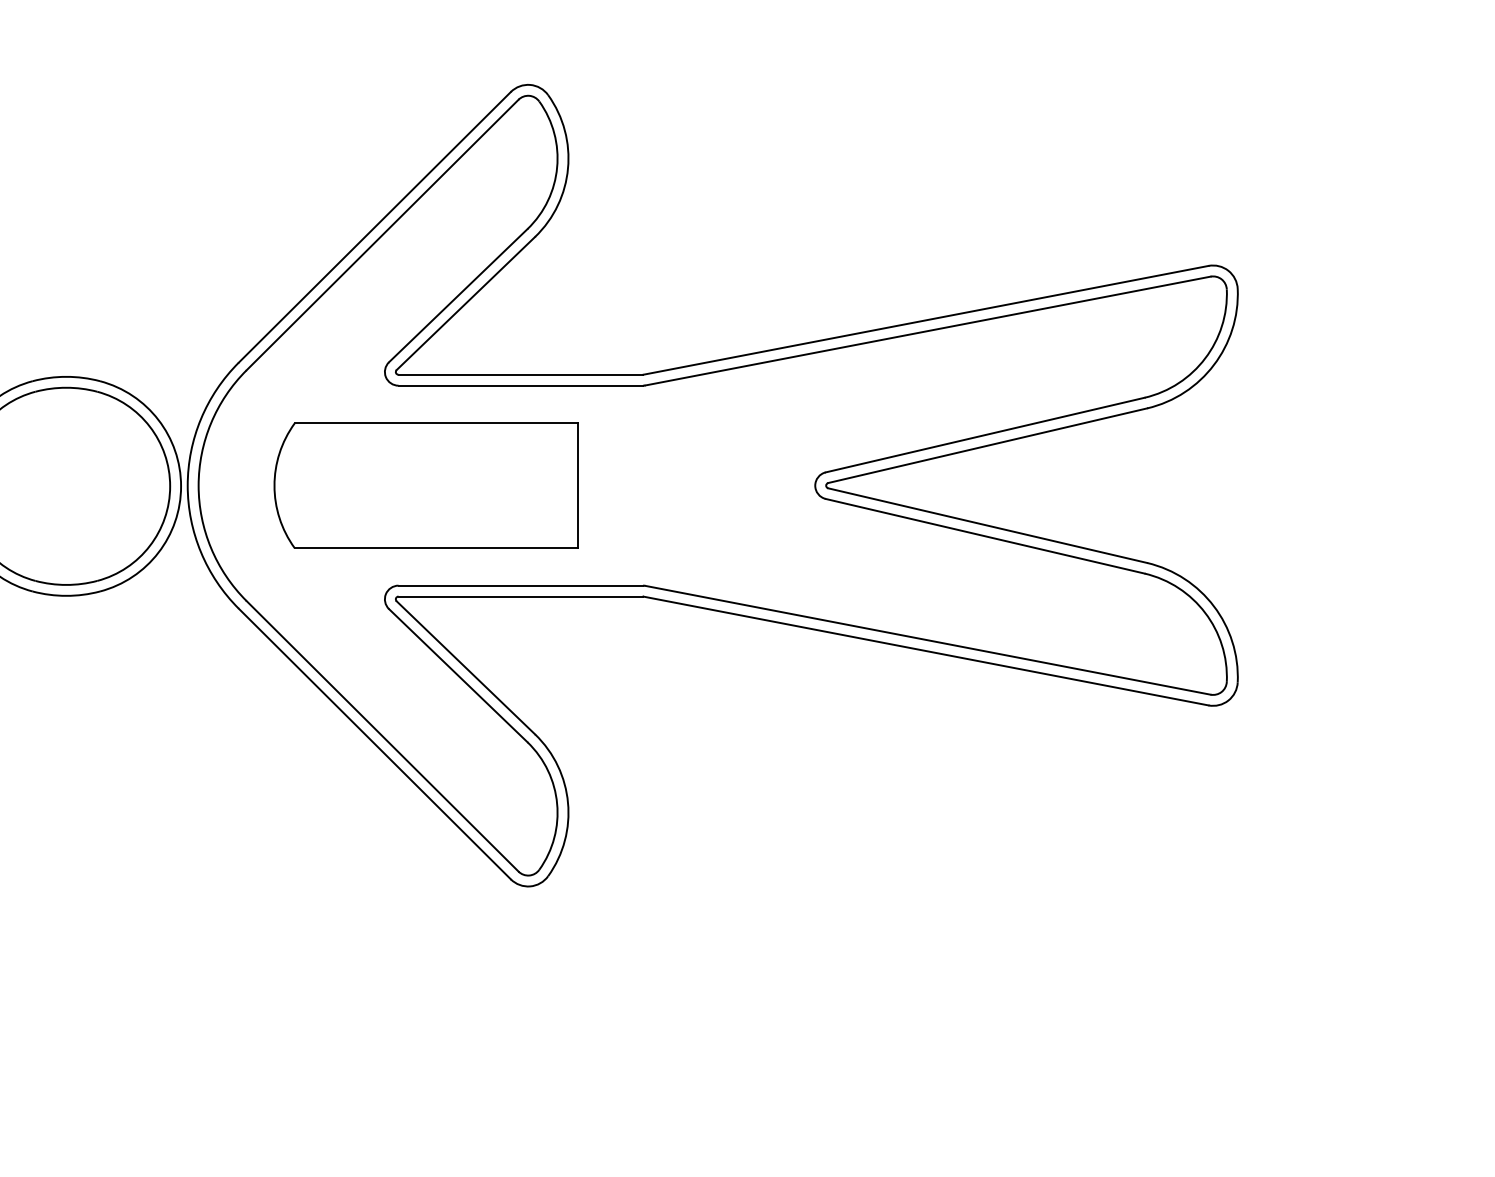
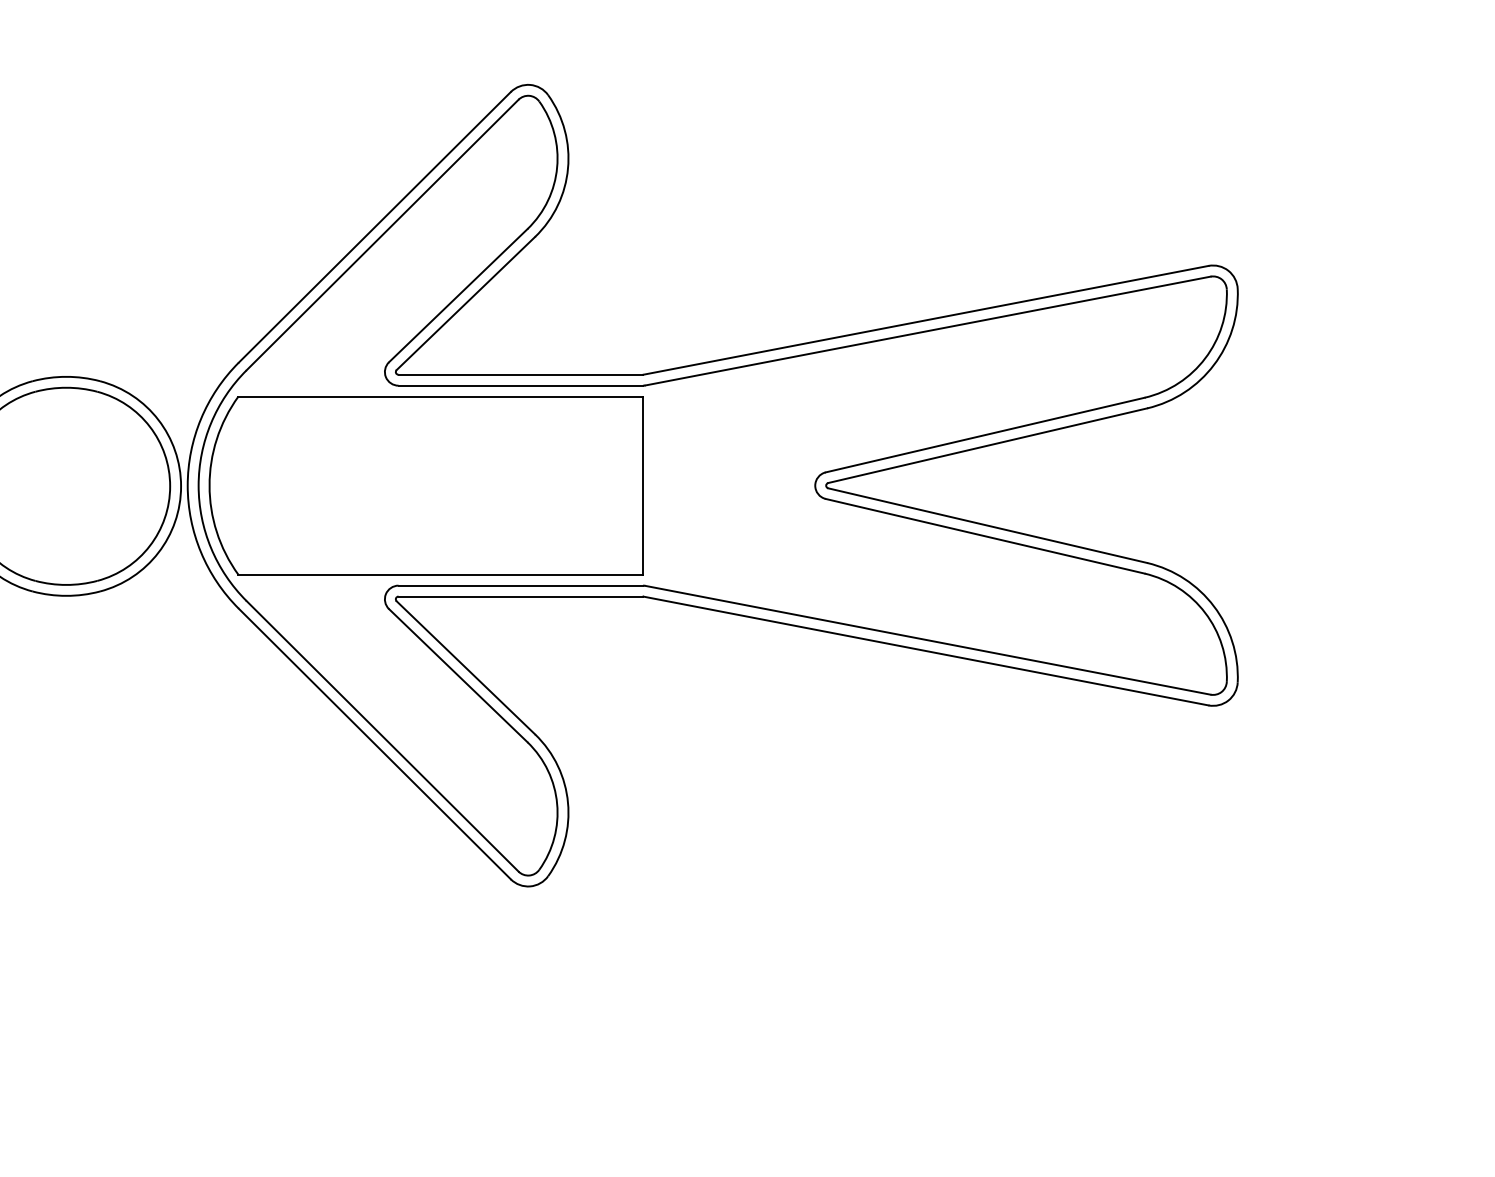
part size: 306x127 px -> 436x180 px (425, 485)
